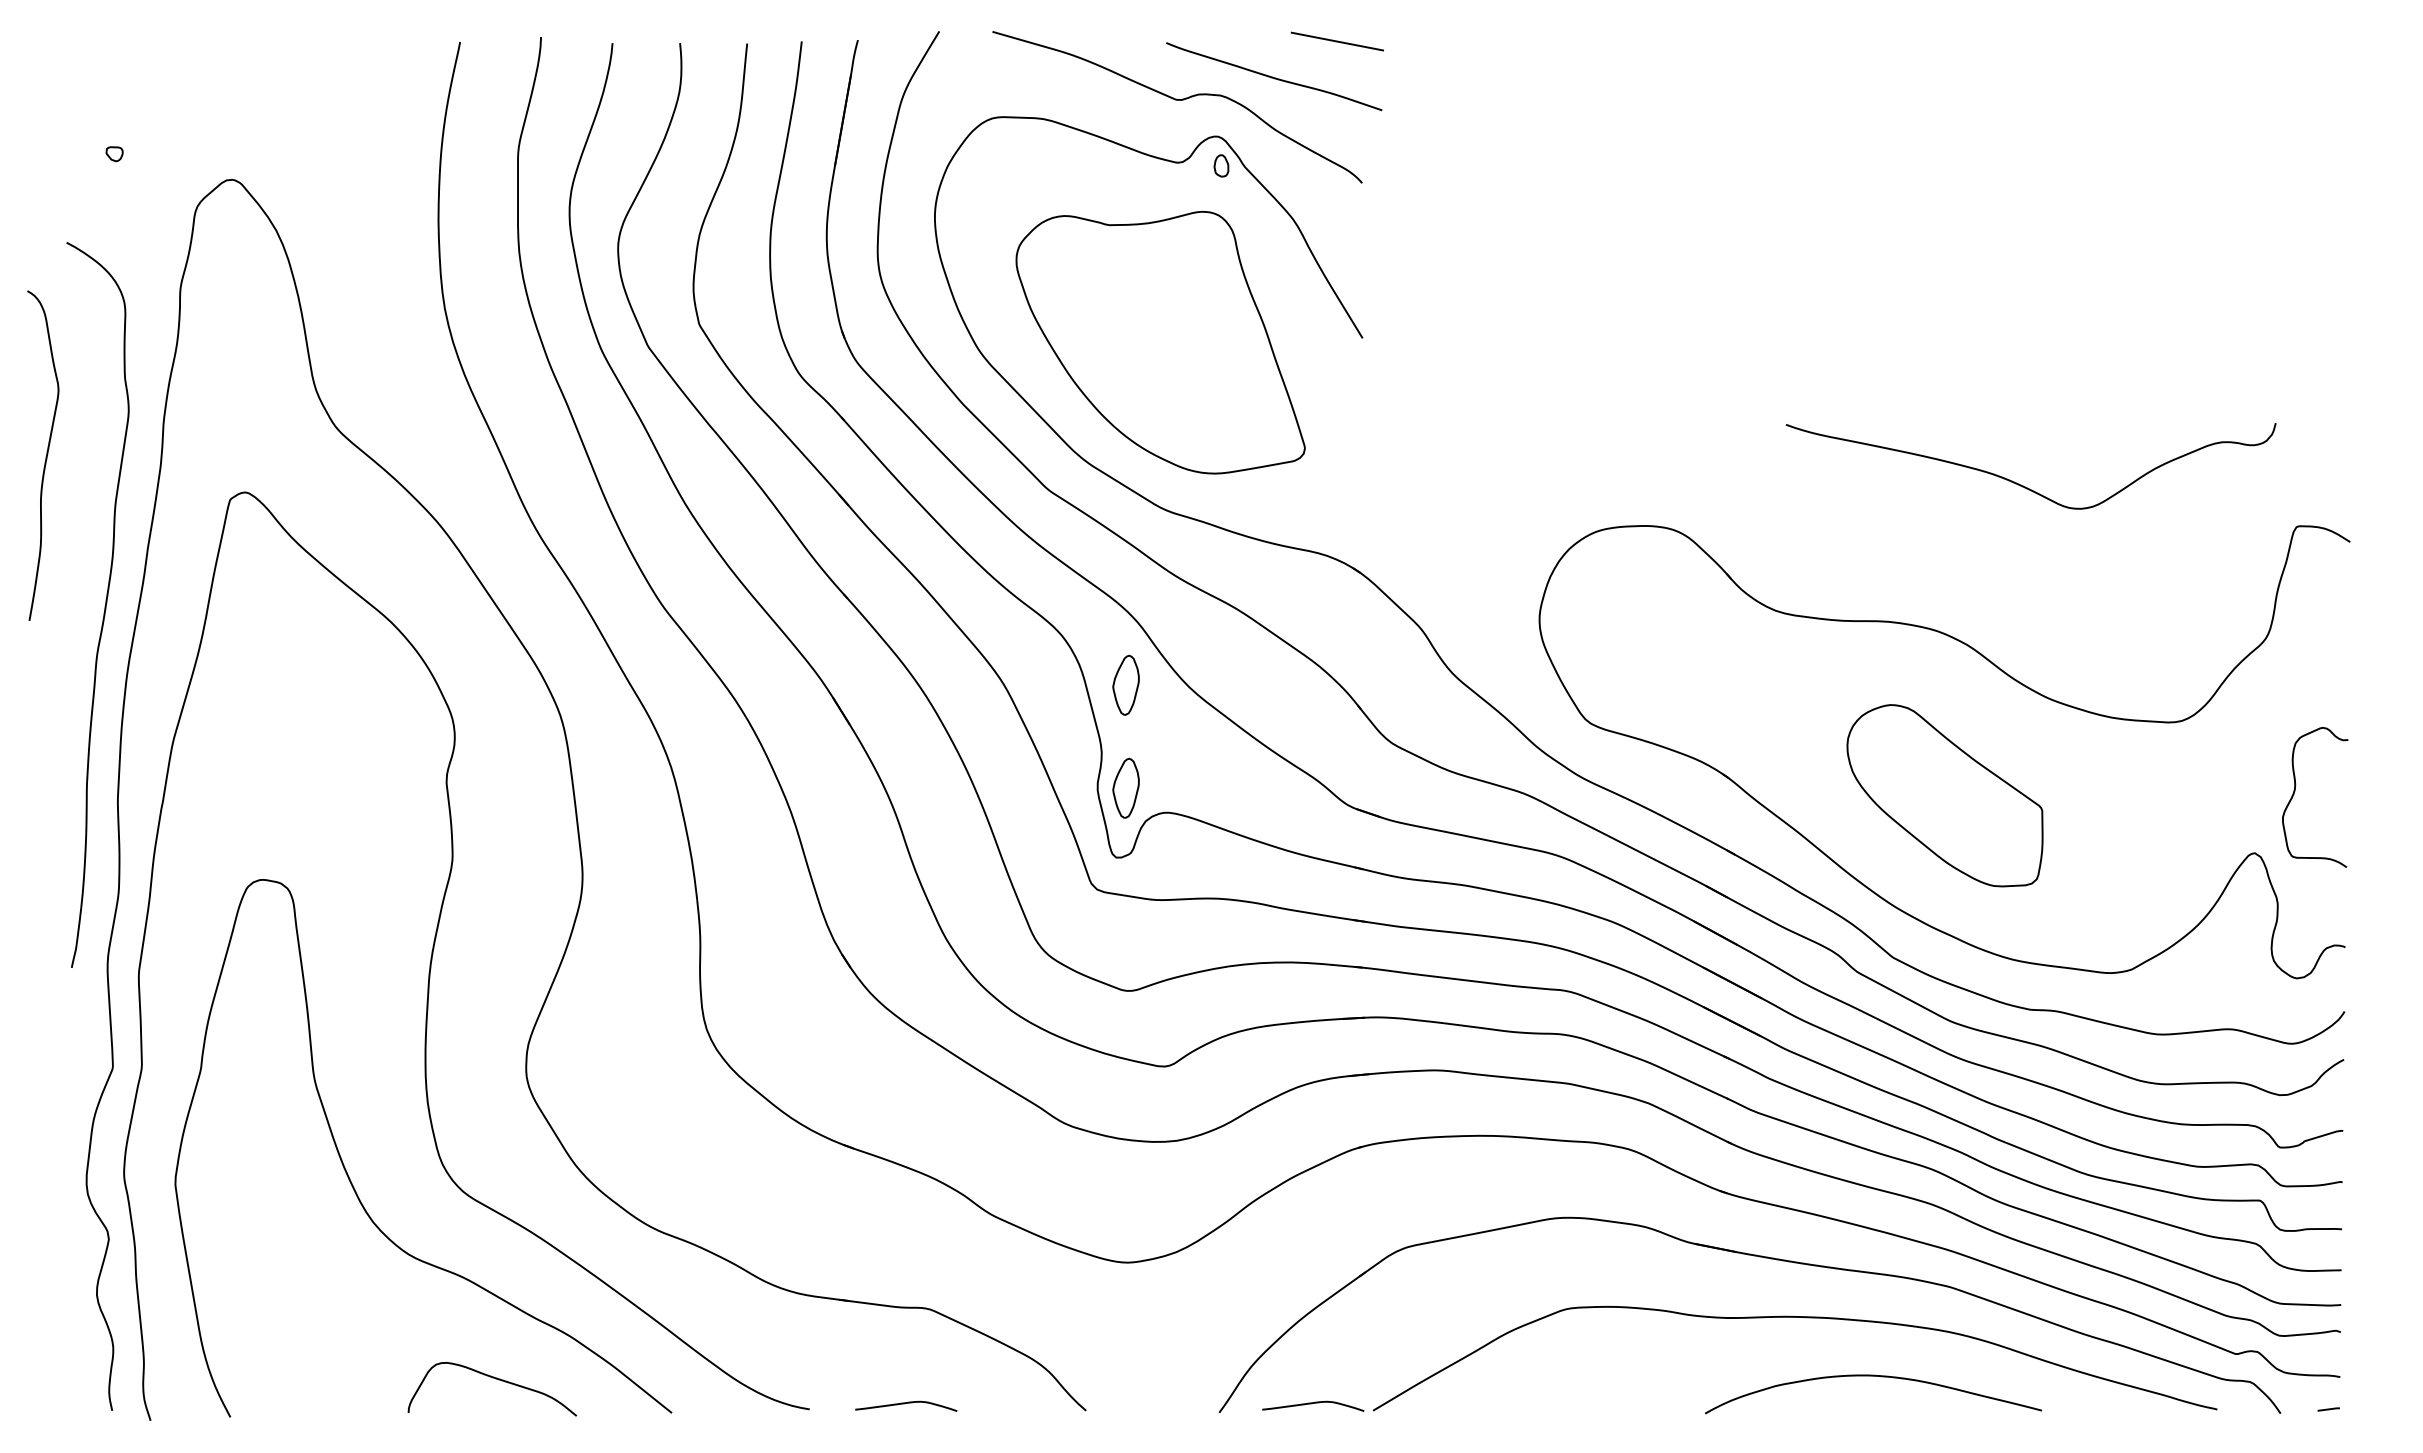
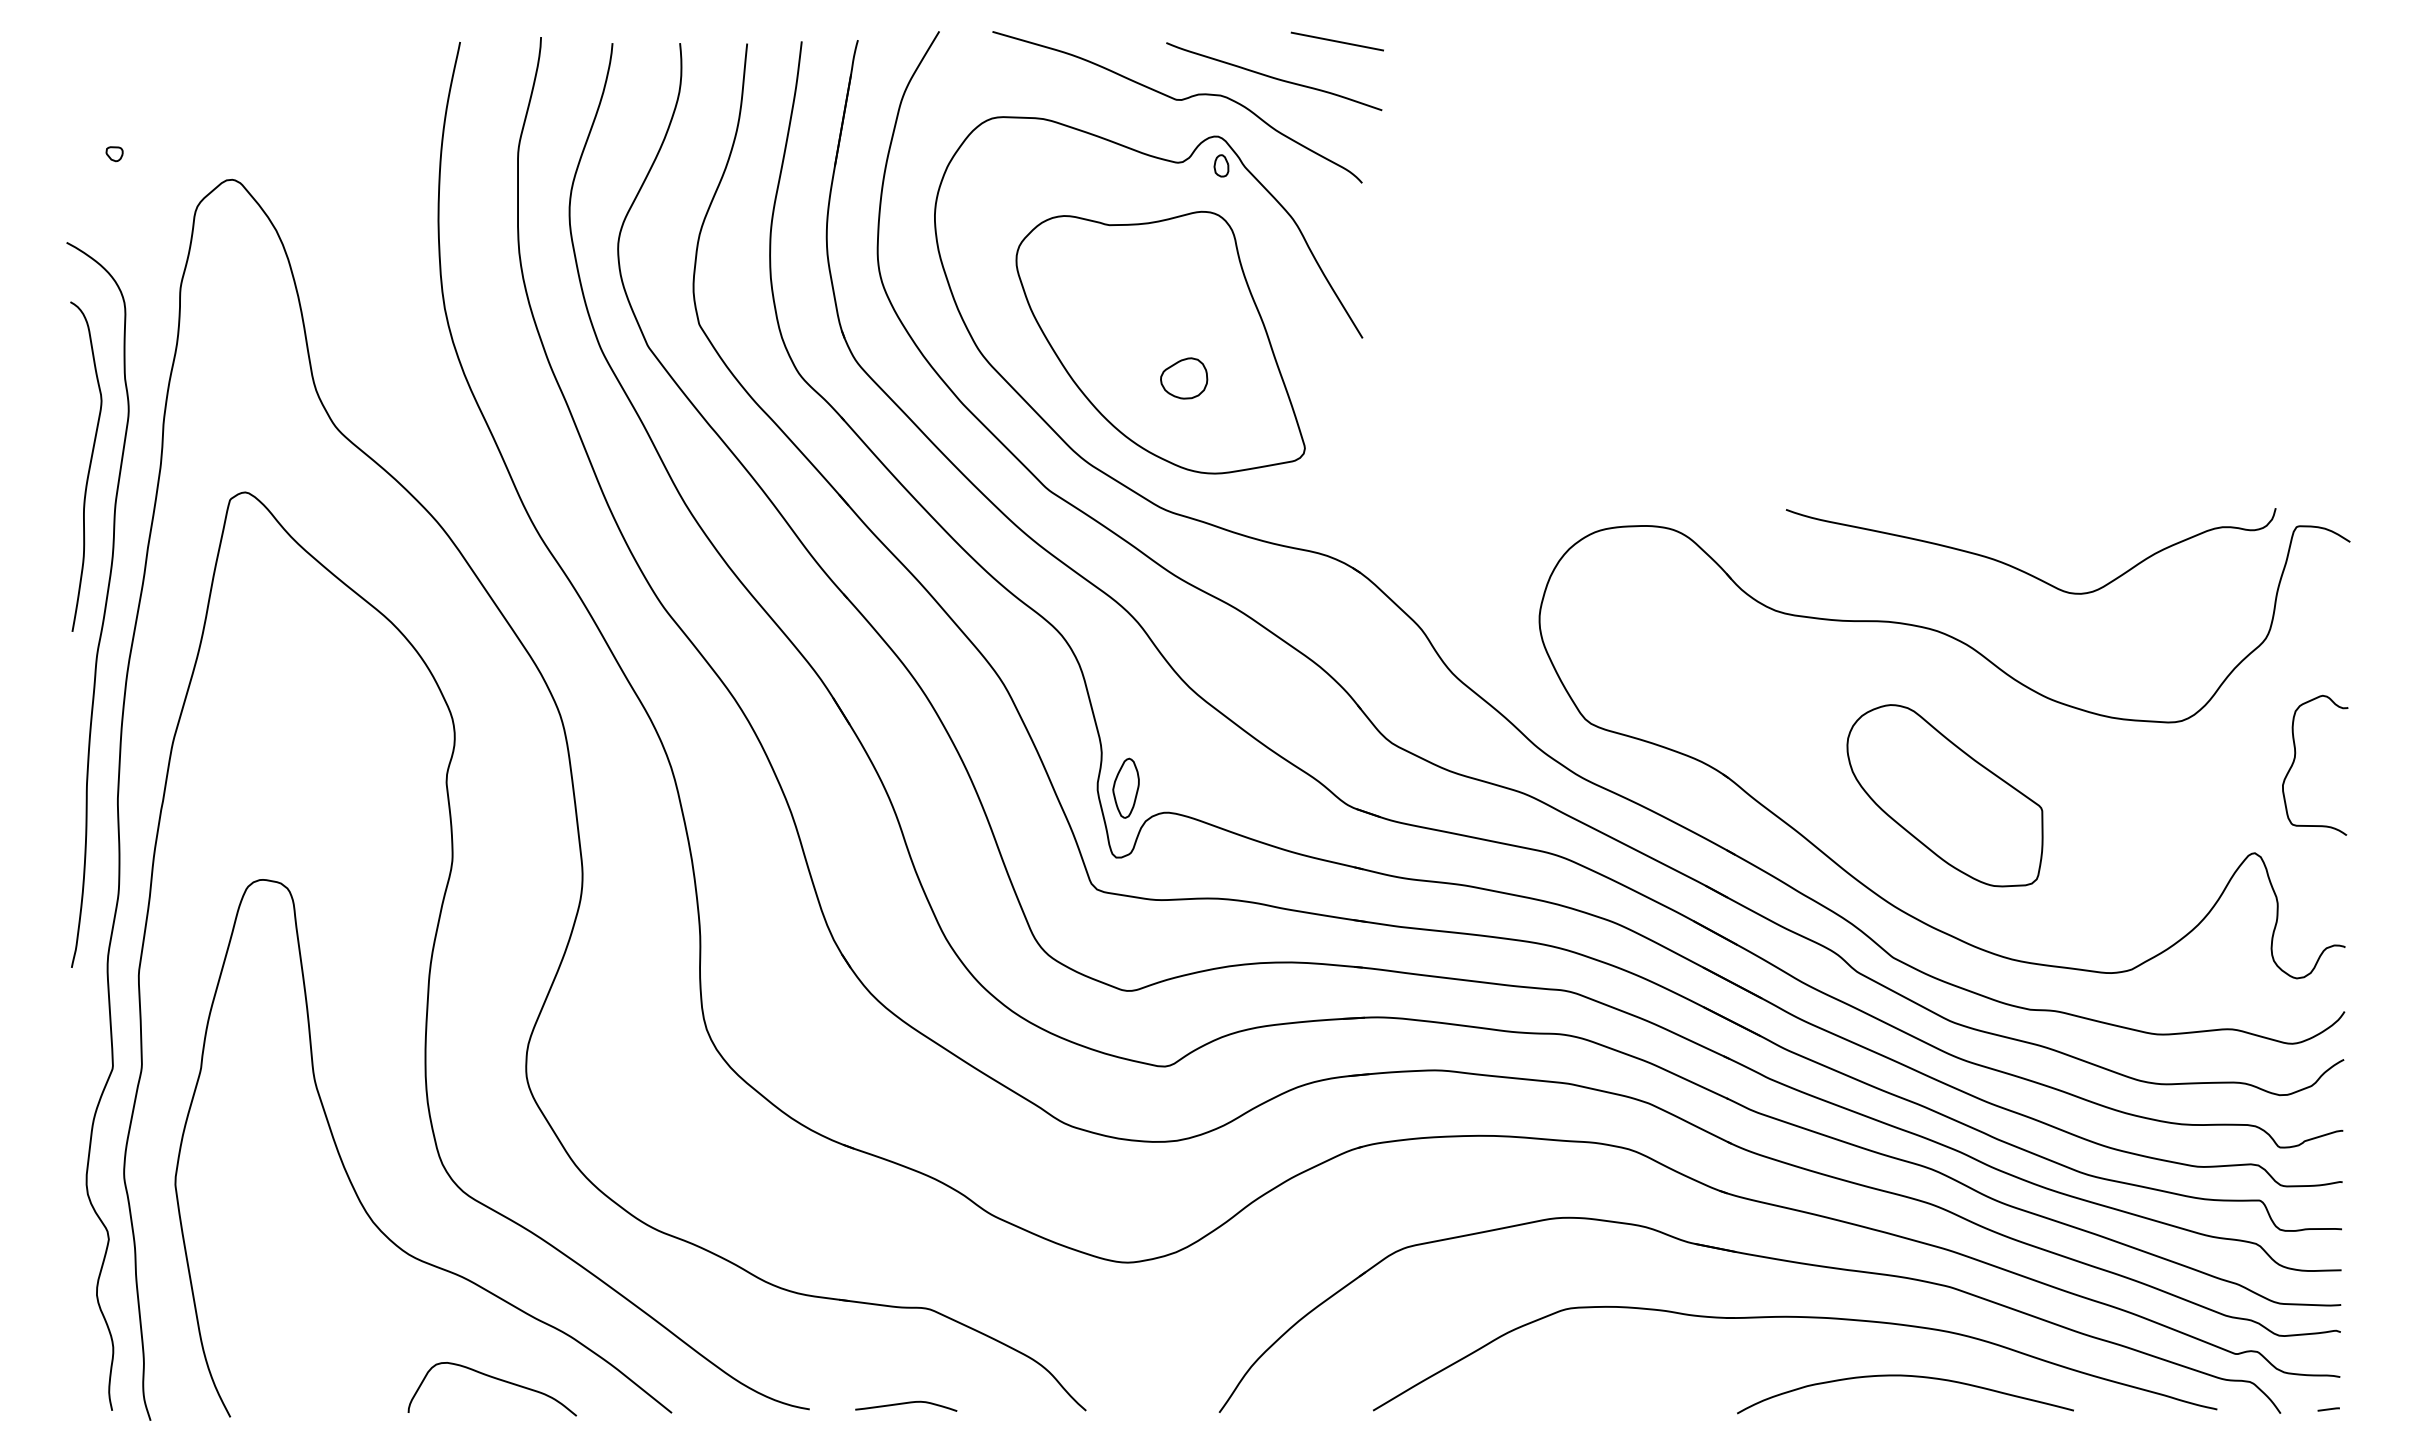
part: none -> present (1184, 378)
curve position: (45, 456) -> (88, 467) (88, 467)
curve position: (2021, 484) -> (2021, 569) (2021, 569)
part: present -> none (1125, 684)
curve position: (2295, 791) -> (2295, 759) (2295, 759)
curve position: (1873, 1376) -> (1905, 1376) (1905, 1376)
curve: present -> none (1312, 1404)
